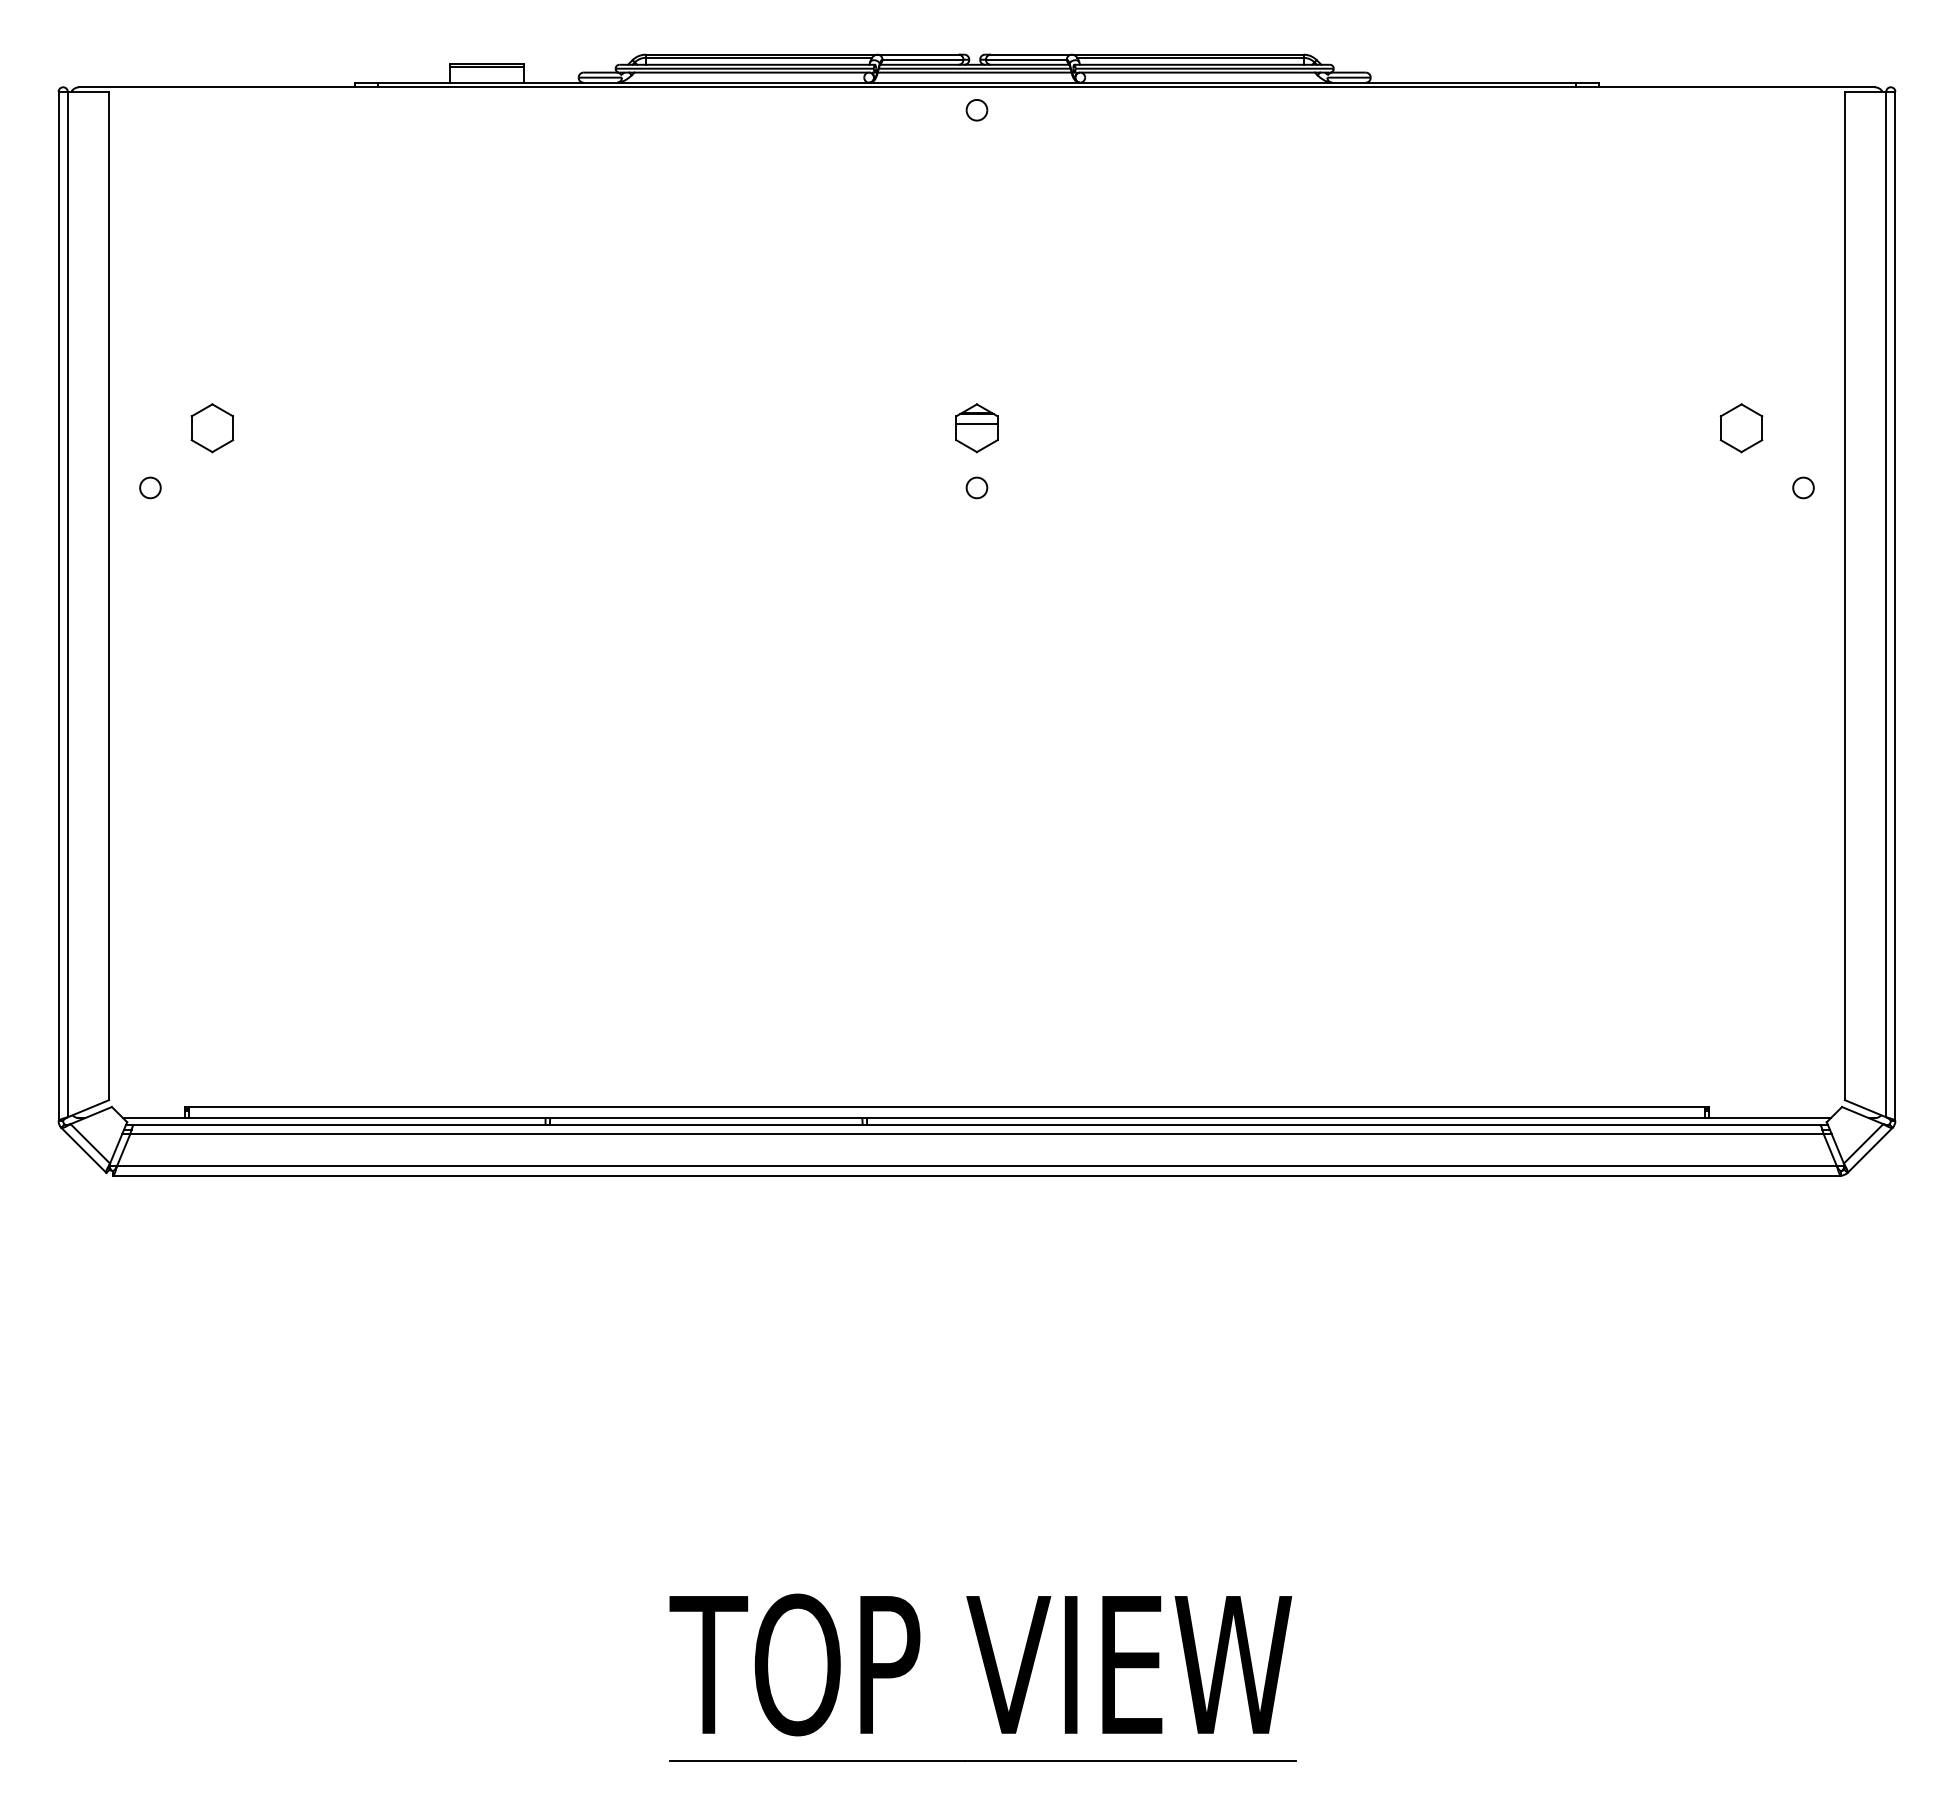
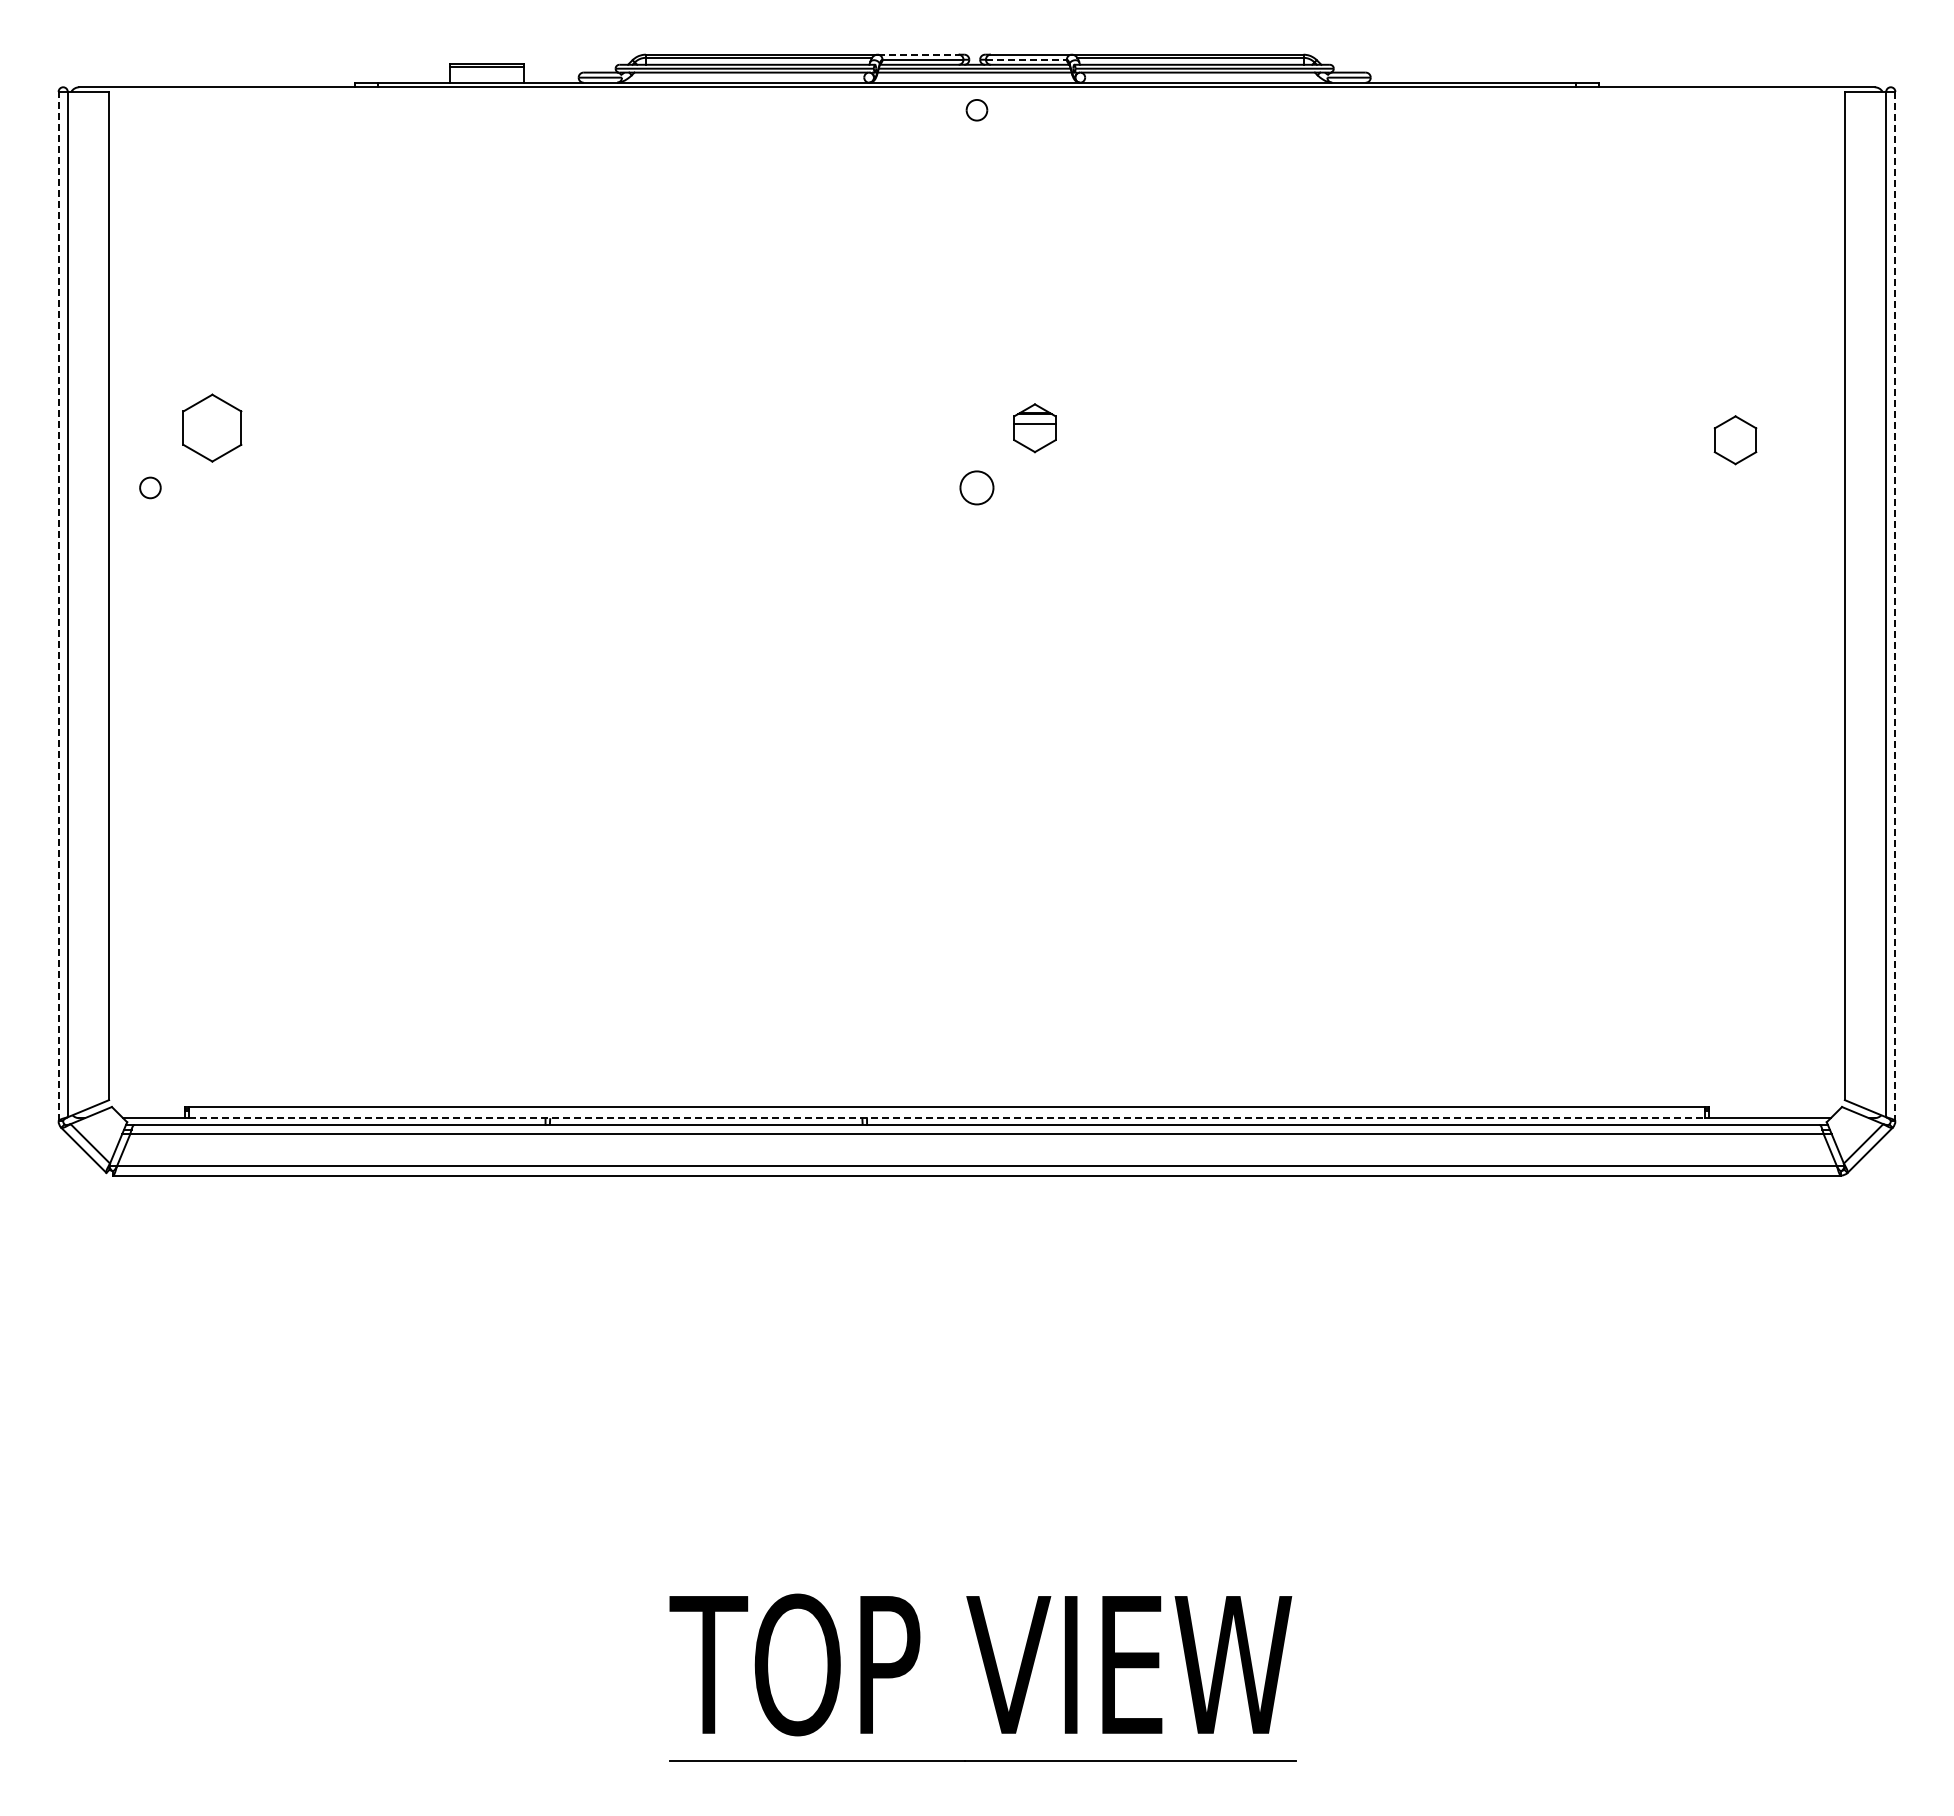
line: solid -> dashed (918, 54)
line: solid -> dashed (1026, 59)
part size: 45x51 px -> 61x70 px (212, 427)
part position: (976, 428) -> (1034, 428) (1034, 428)
part position: (1741, 428) -> (1735, 440) (1735, 440)
part size: 24x24 px -> 36x36 px (976, 487)
part: present -> none (1803, 487)
line: solid -> dashed (58, 606)
line: solid -> dashed (1895, 606)
line: solid -> dashed (947, 1118)
